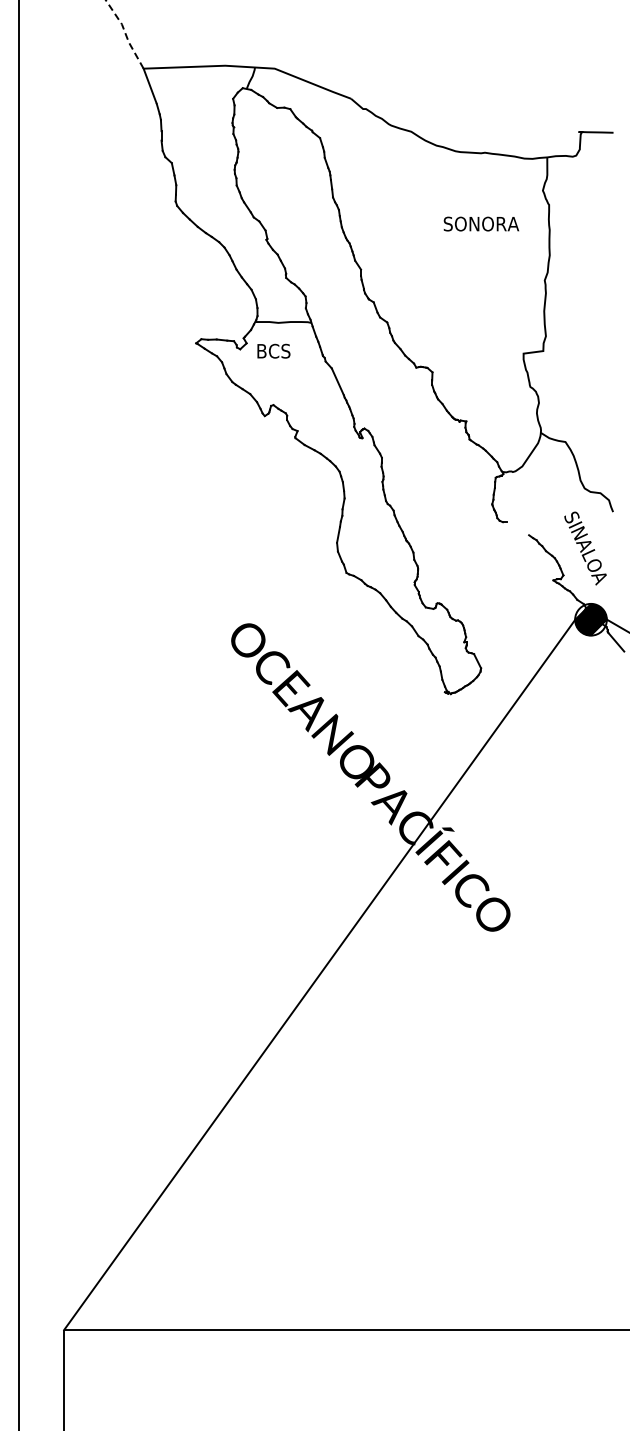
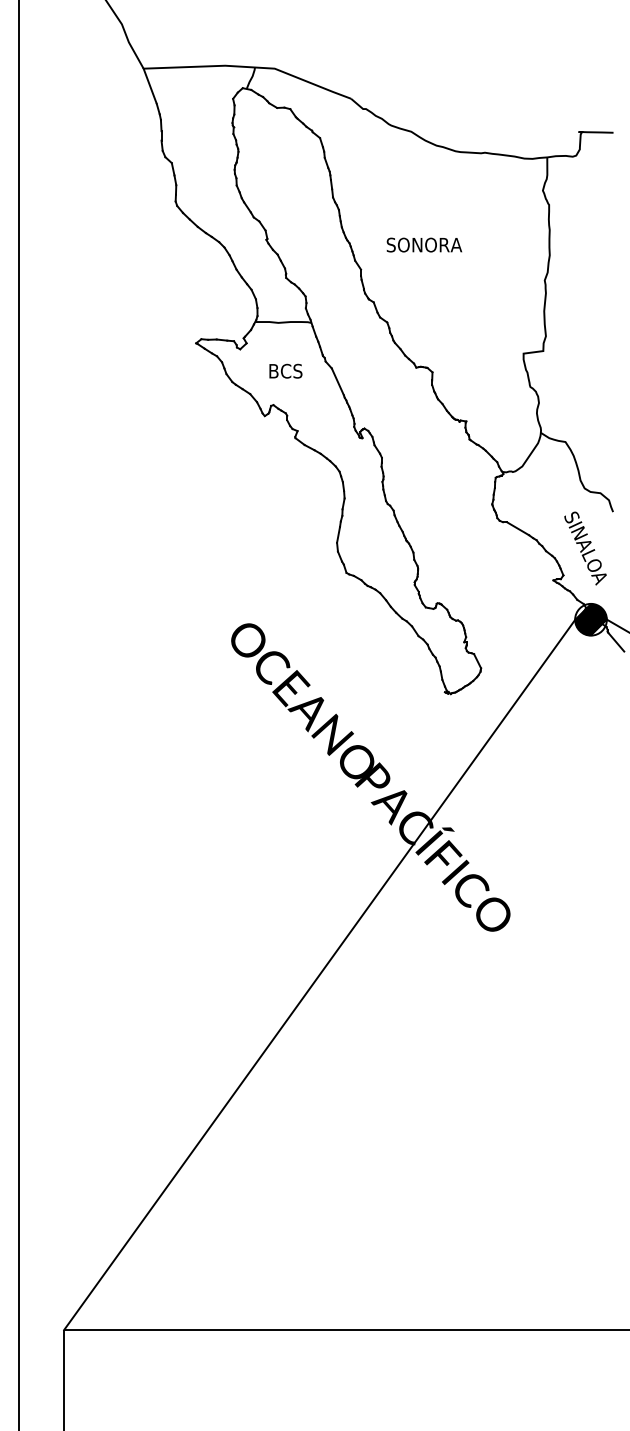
line: dashed -> solid (125, 34)
text position: (481, 223) -> (424, 244) (424, 244)
text position: (273, 350) -> (285, 370) (285, 370)
line: none -> present (517, 528)
